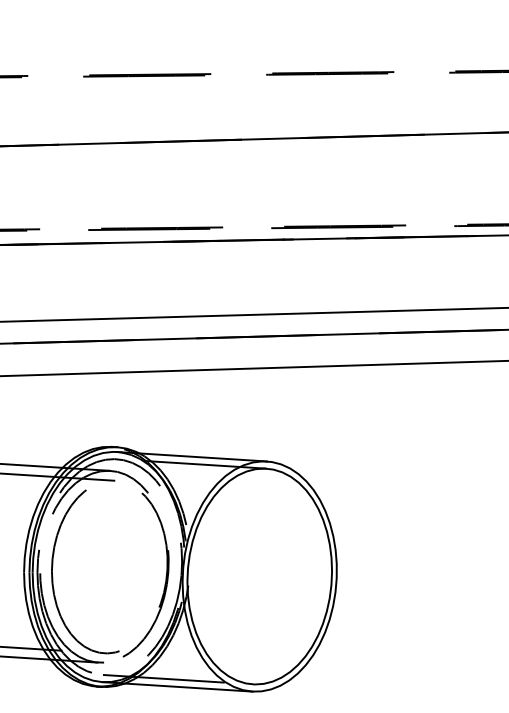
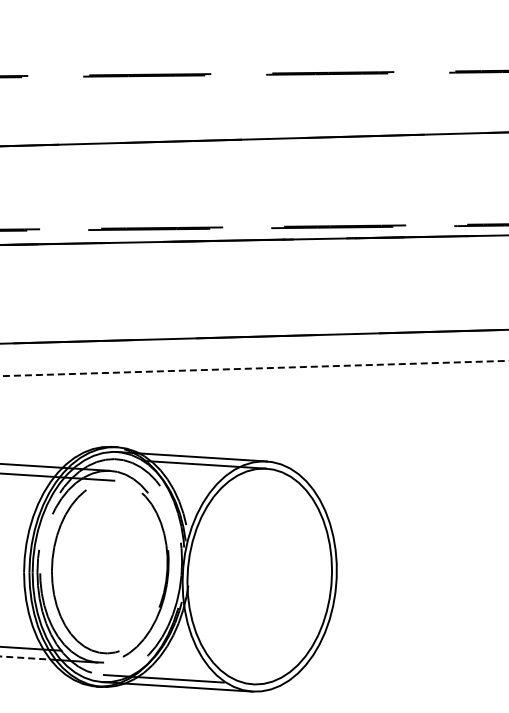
line: present -> none (253, 314)
line: solid -> dashed (254, 368)
line: solid -> dashed (25, 658)
